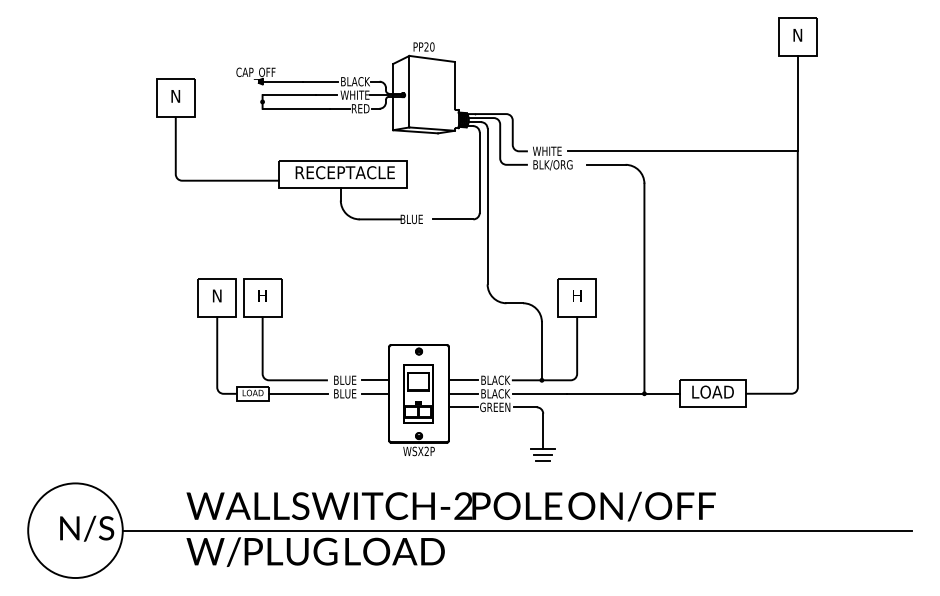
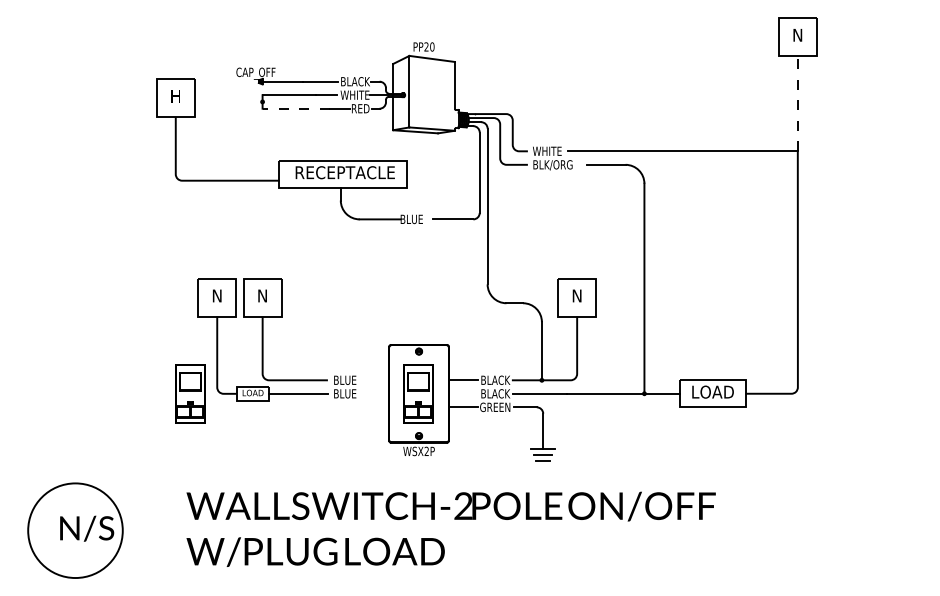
text: N -> H (175, 96)
line: solid -> dashed (797, 103)
line: solid -> dashed (296, 108)
text: H -> N (262, 295)
text: H -> N (576, 295)
line: present -> none (375, 380)
part: none -> present (190, 393)
line: present -> none (375, 393)
line: present -> none (462, 393)
line: present -> none (516, 530)
